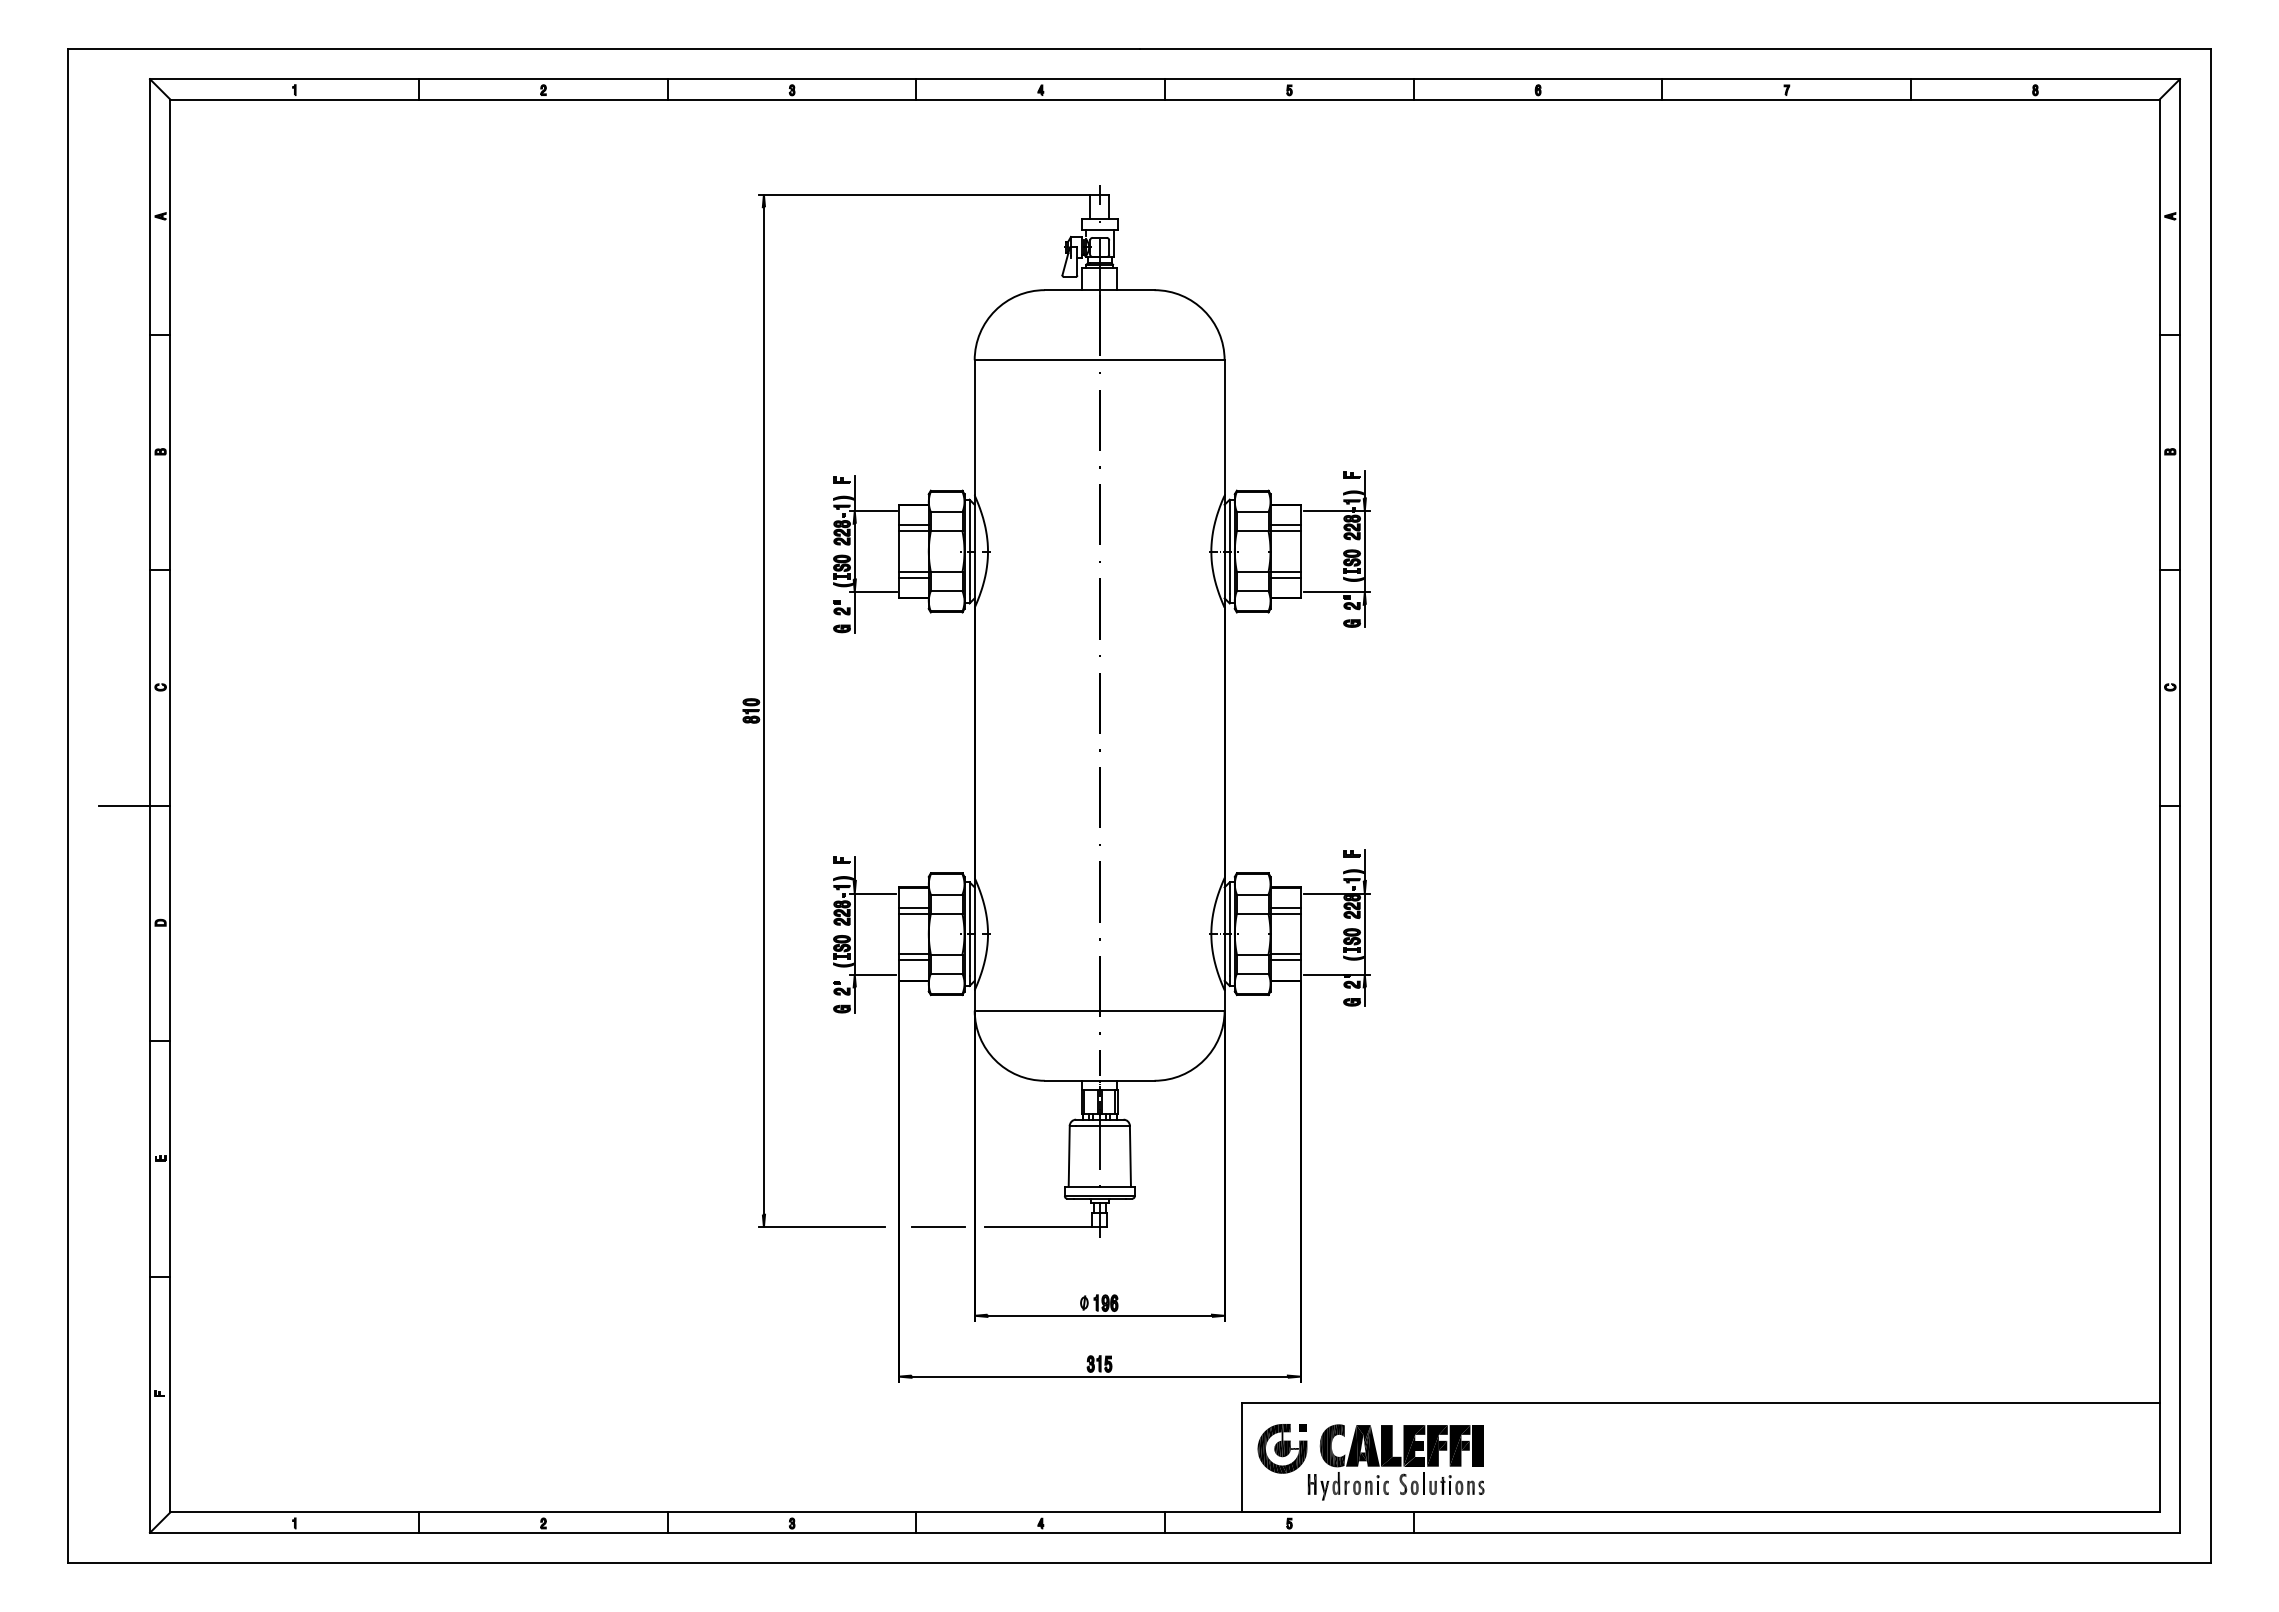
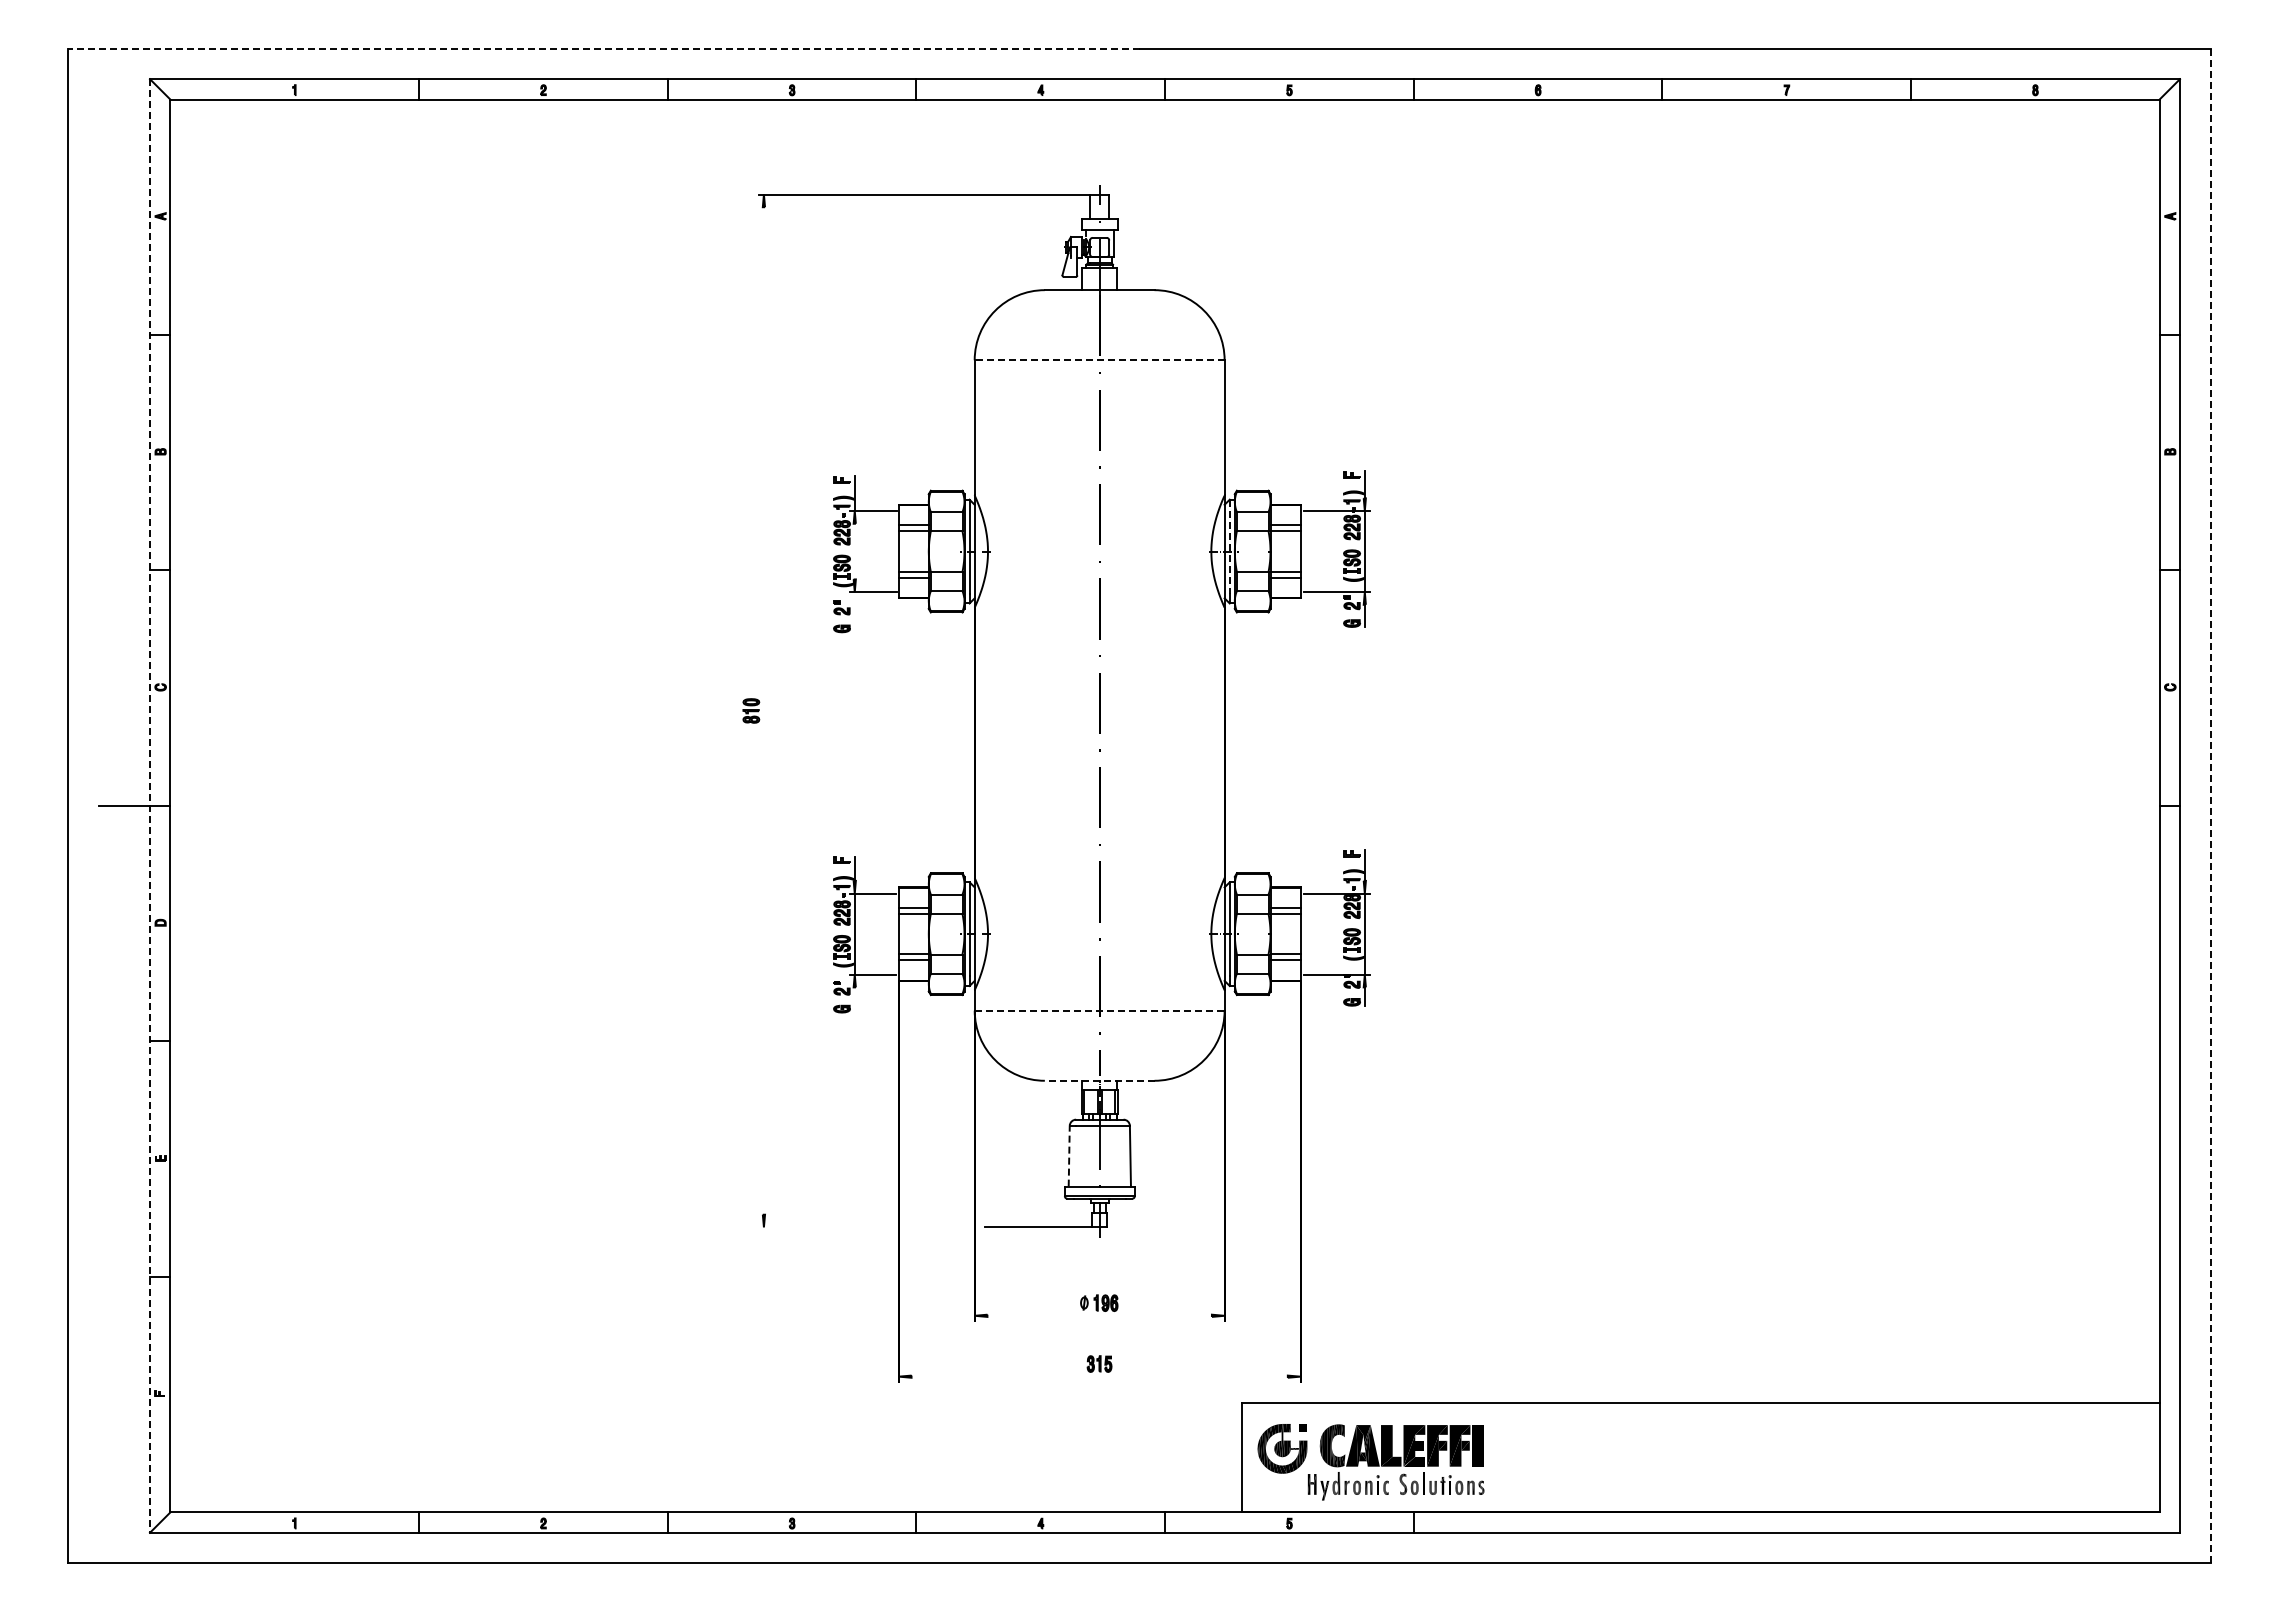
line: solid -> dashed (603, 48)
line: solid -> dashed (1099, 360)
line: solid -> dashed (1229, 546)
line: present -> none (854, 551)
line: present -> none (854, 612)
line: present -> none (763, 710)
line: solid -> dashed (2210, 805)
line: solid -> dashed (149, 806)
line: present -> none (854, 1000)
line: solid -> dashed (1099, 1010)
line: solid -> dashed (1099, 1080)
line: solid -> dashed (1069, 1155)
line: present -> none (821, 1227)
line: present -> none (938, 1227)
line: present -> none (1099, 1315)
line: present -> none (1099, 1376)
